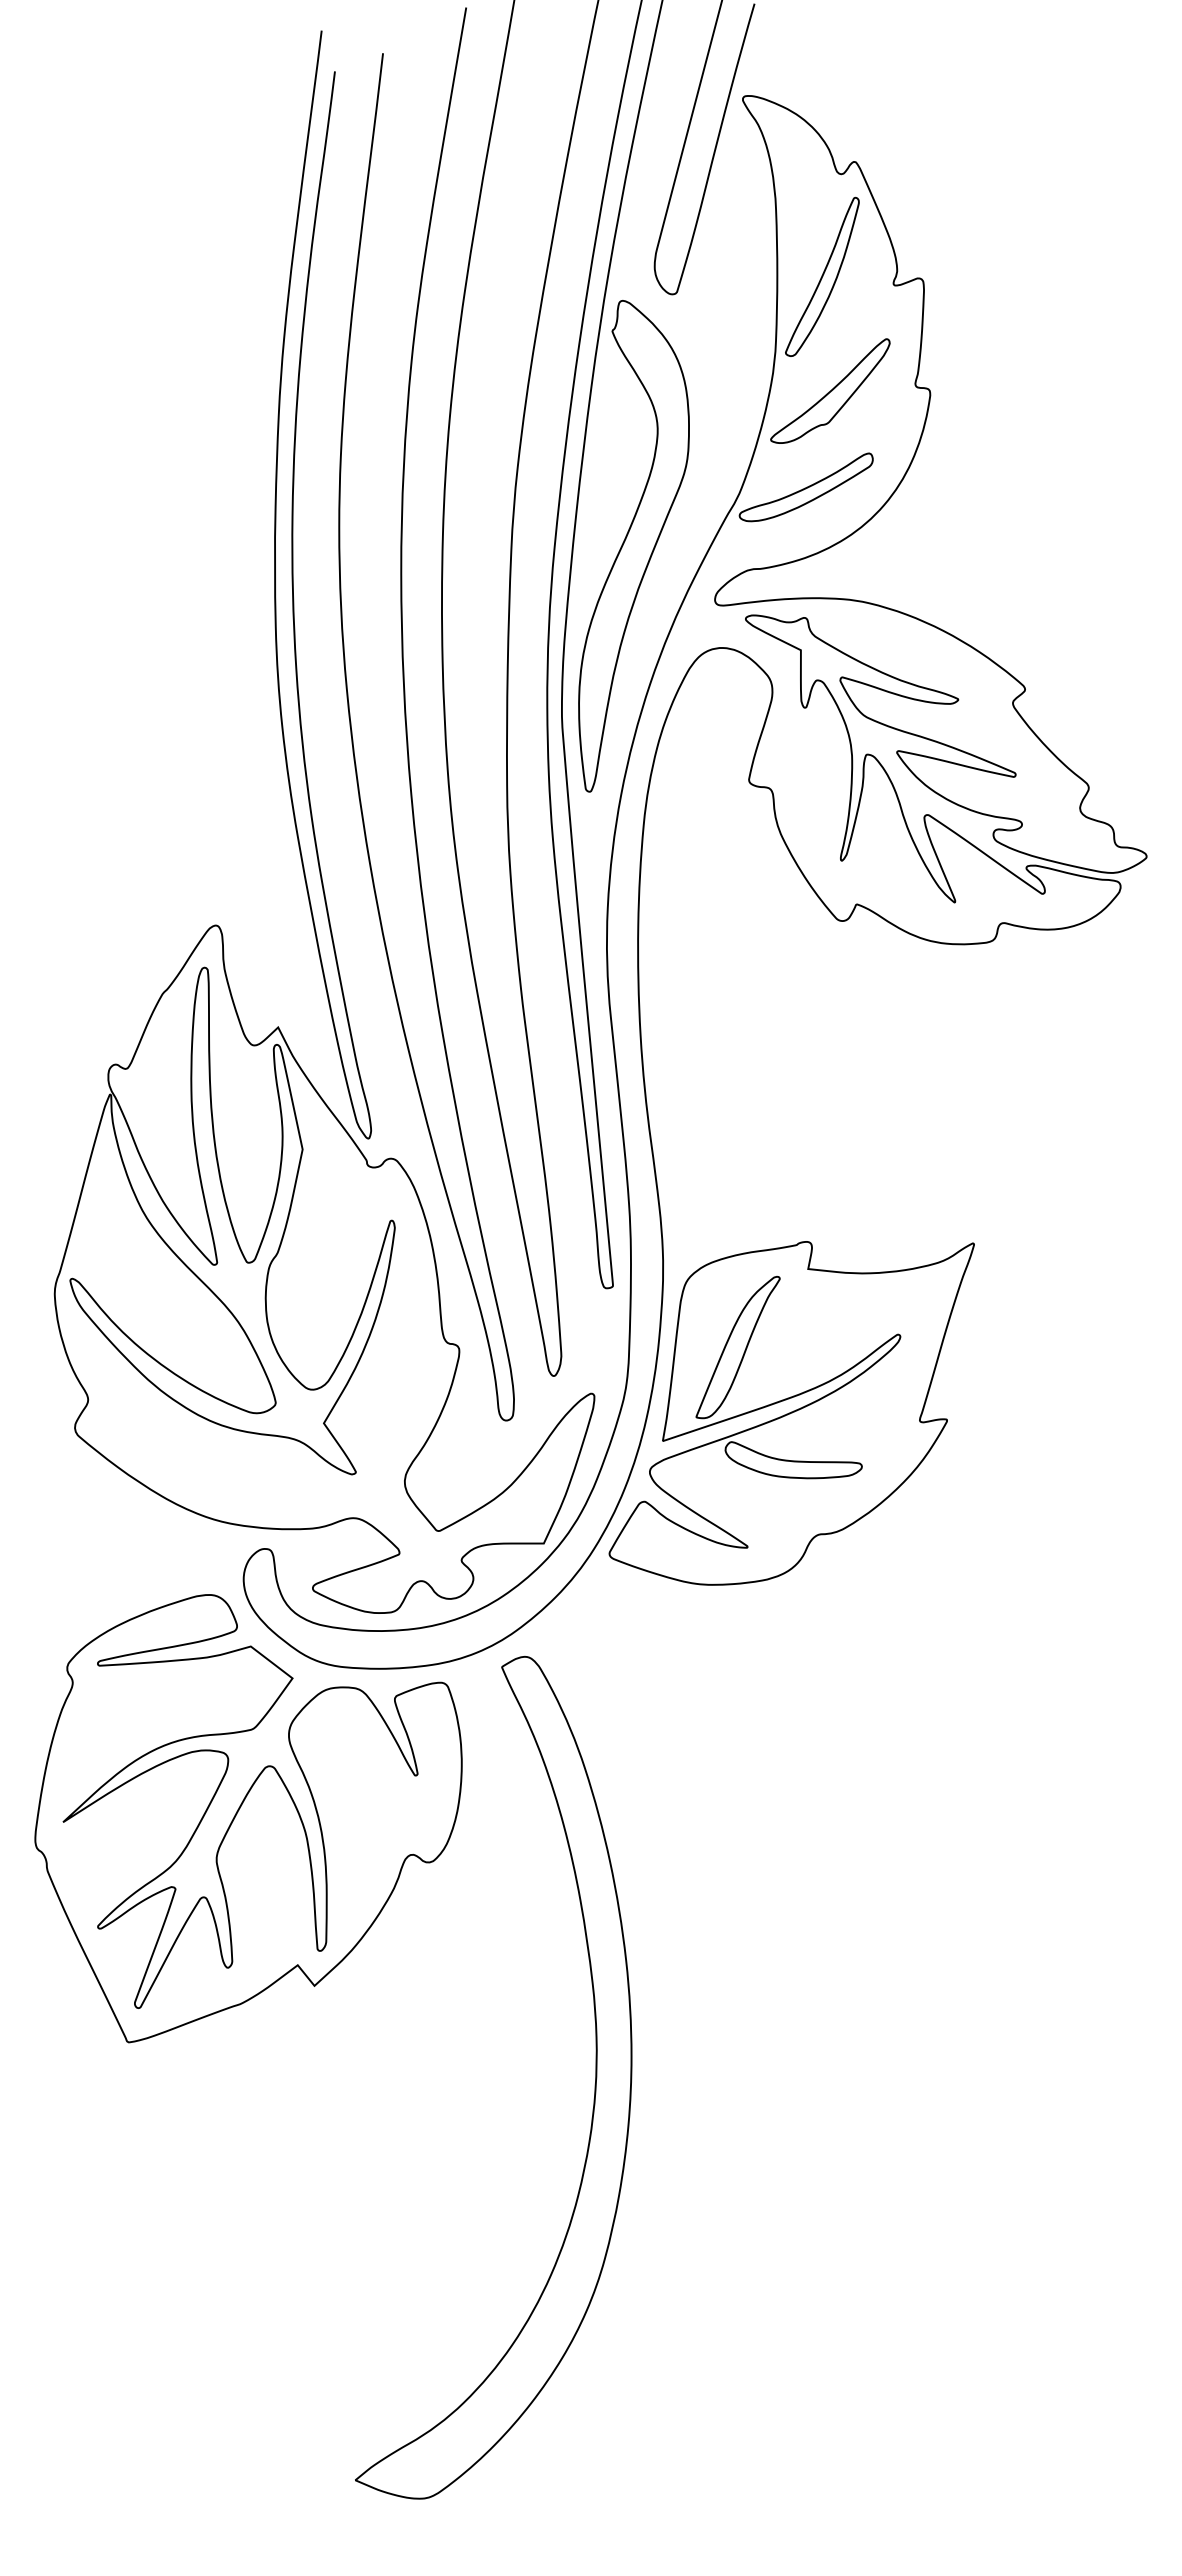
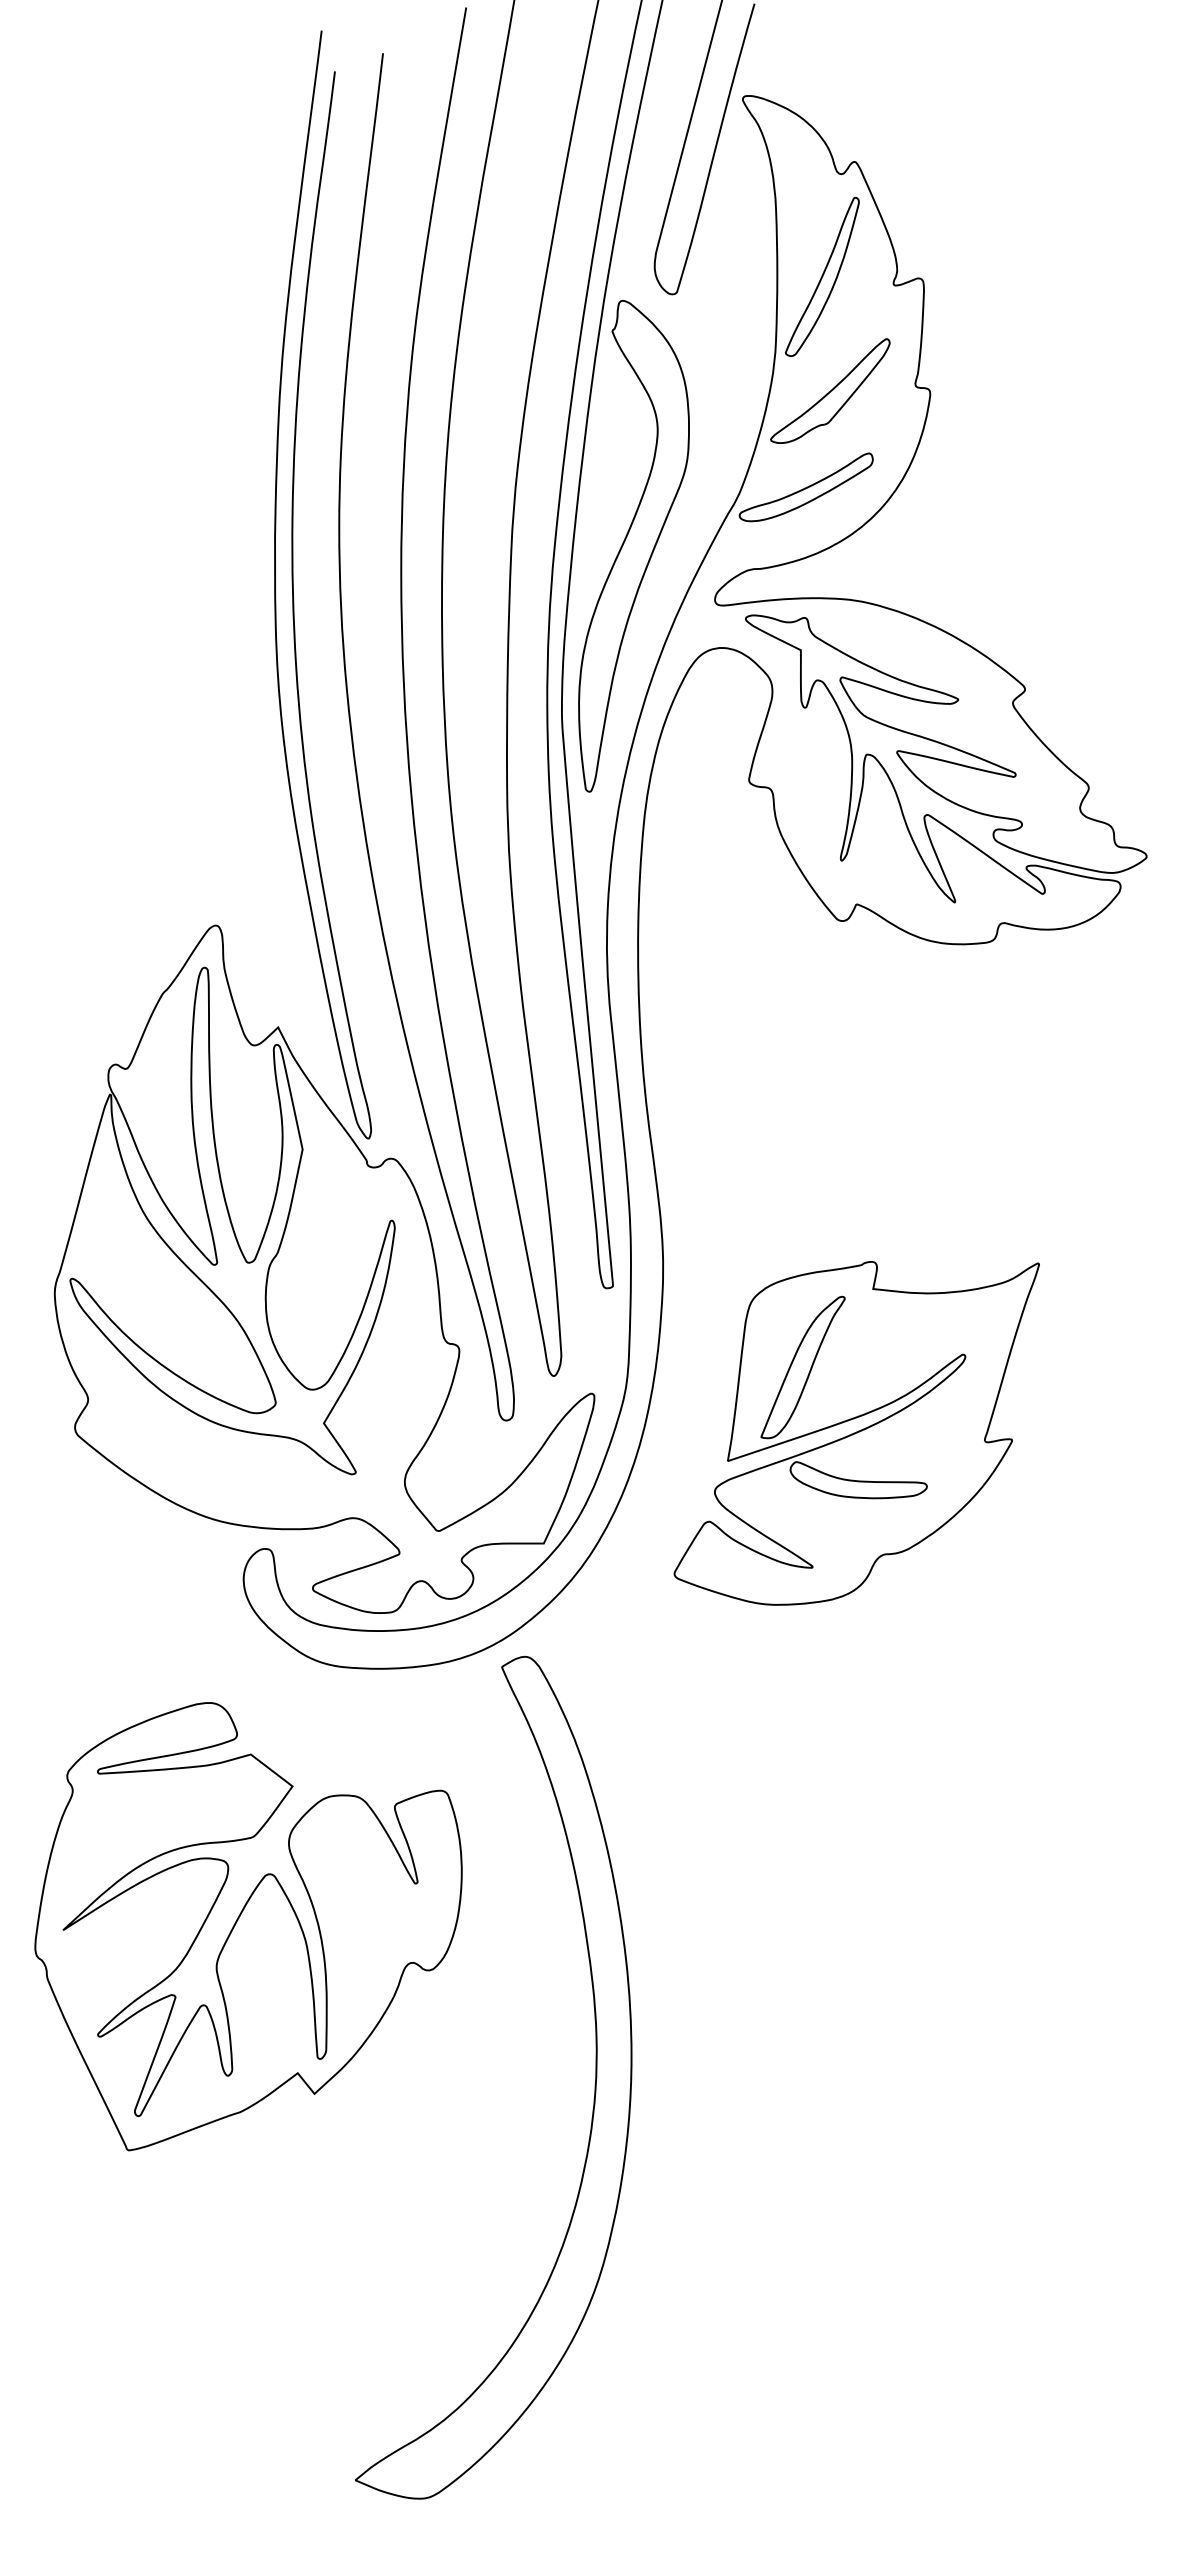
part position: (791, 1413) -> (856, 1433) (856, 1433)
part position: (248, 1818) -> (248, 1926) (248, 1926)
